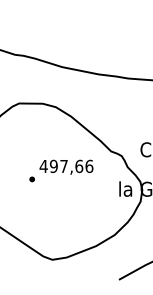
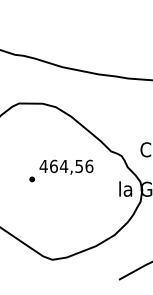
text: 497,66 -> 464,56 (66, 166)
